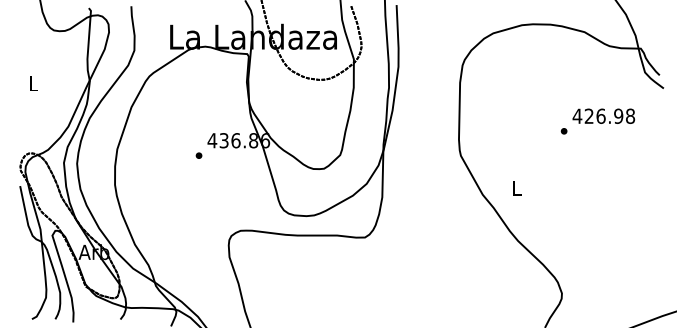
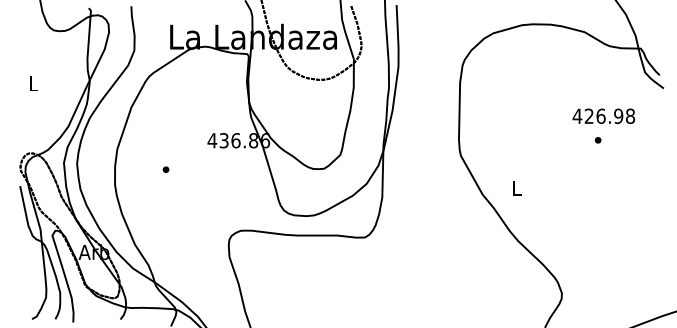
part position: (563, 131) -> (597, 140) (597, 140)
part position: (198, 155) -> (165, 169) (165, 169)
